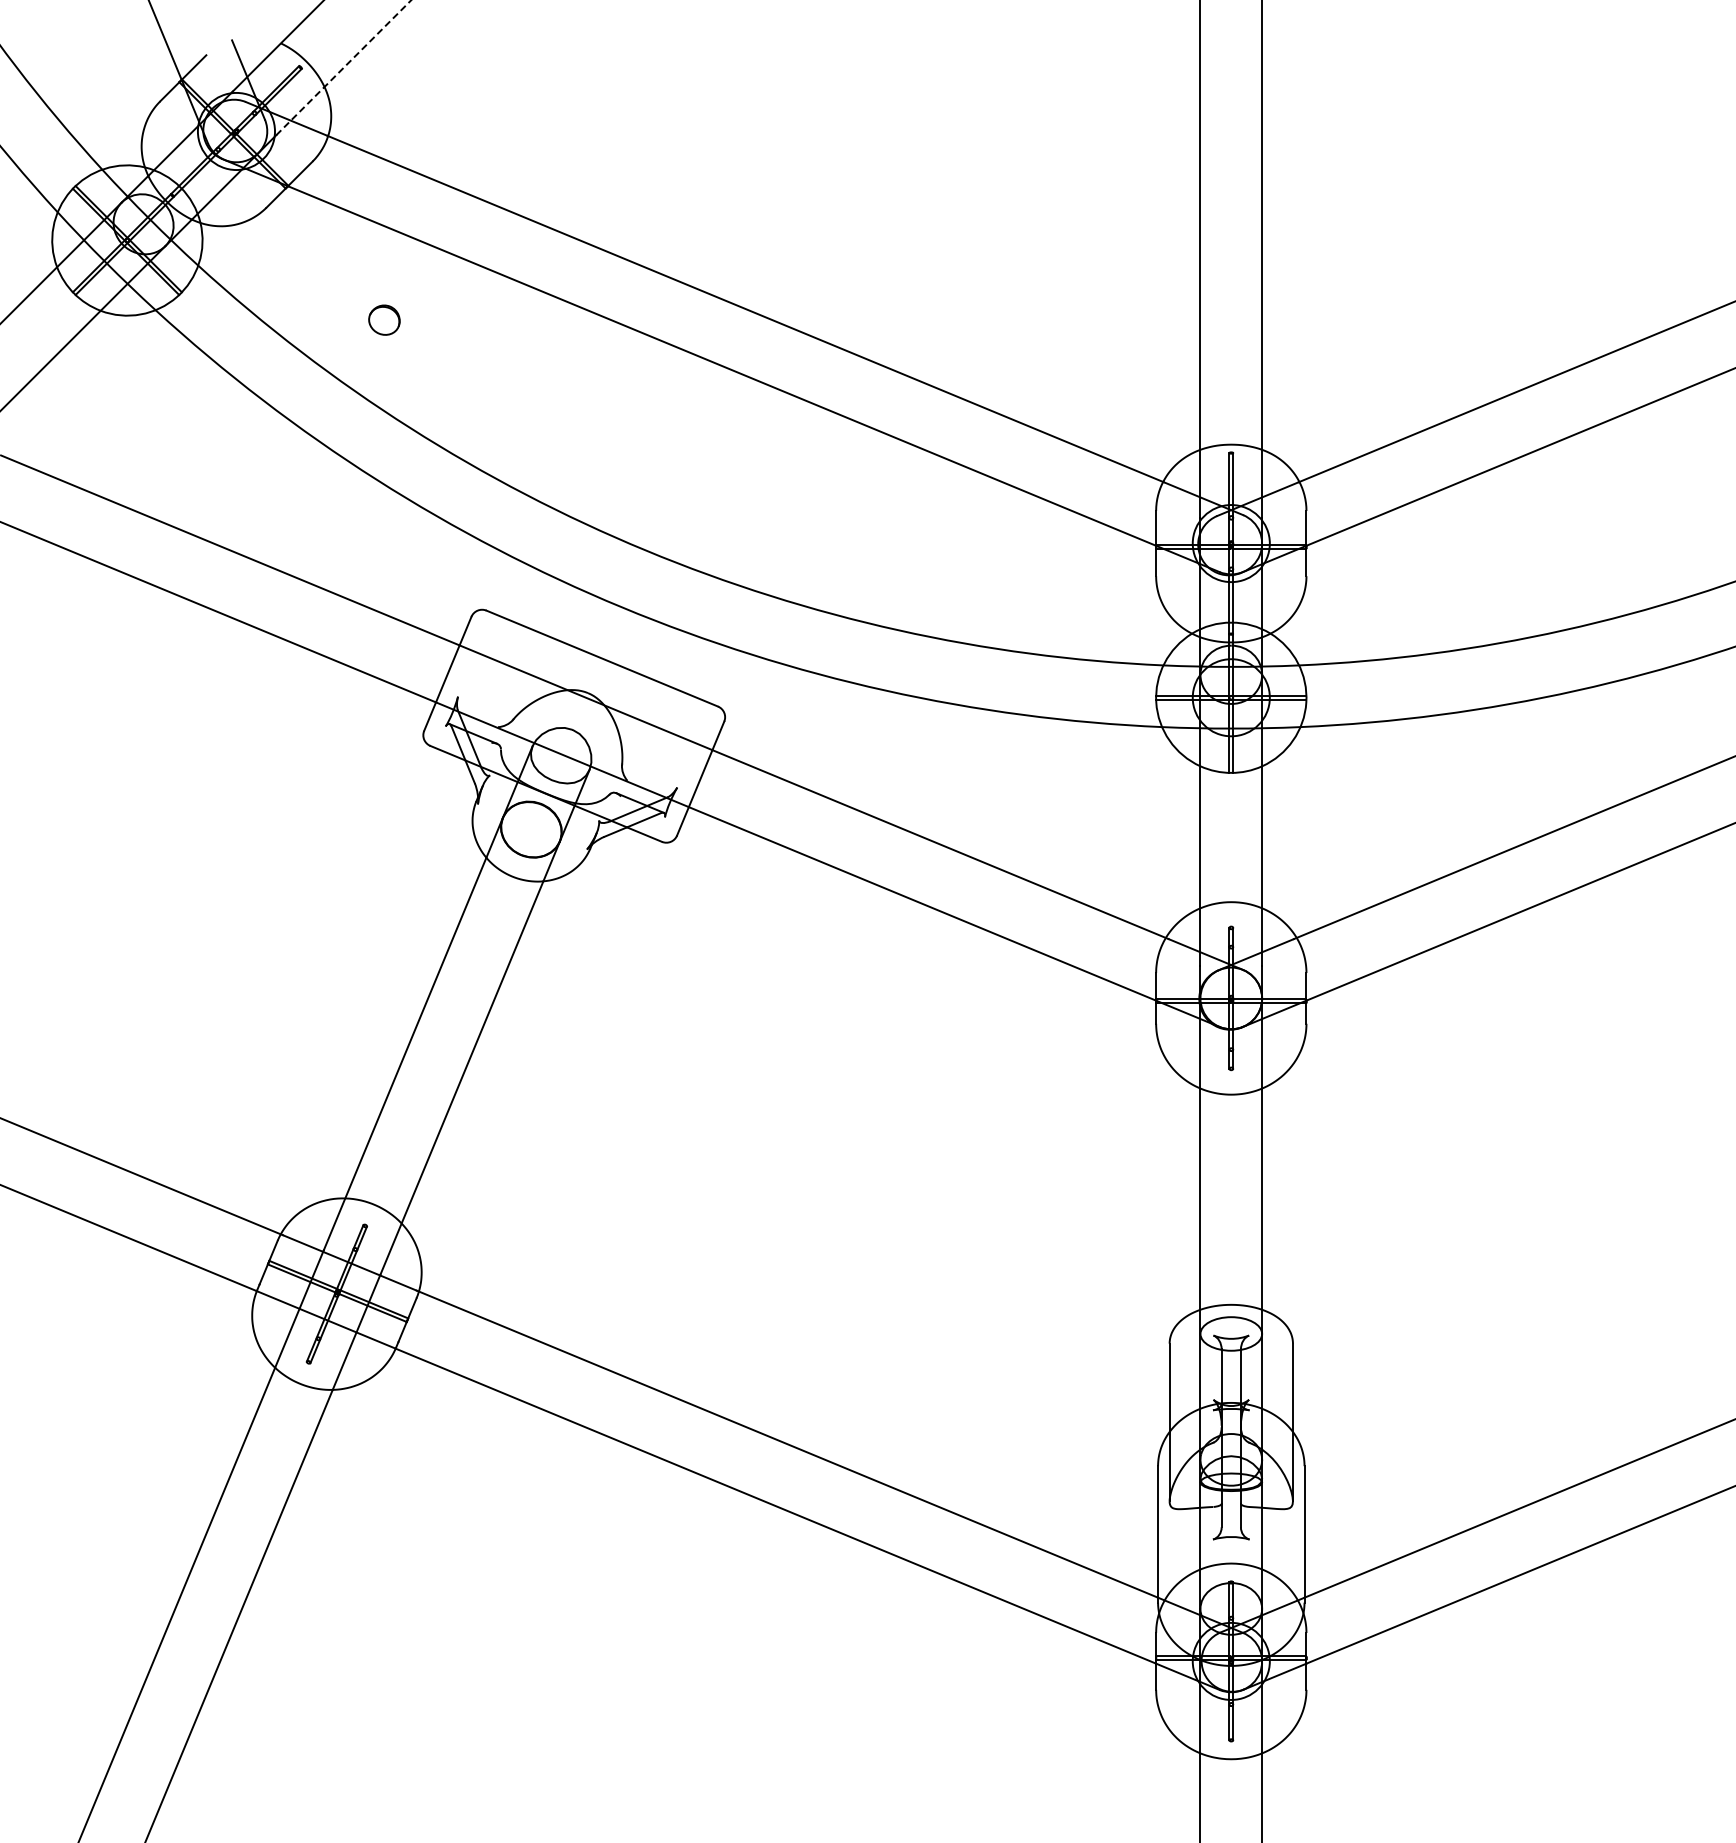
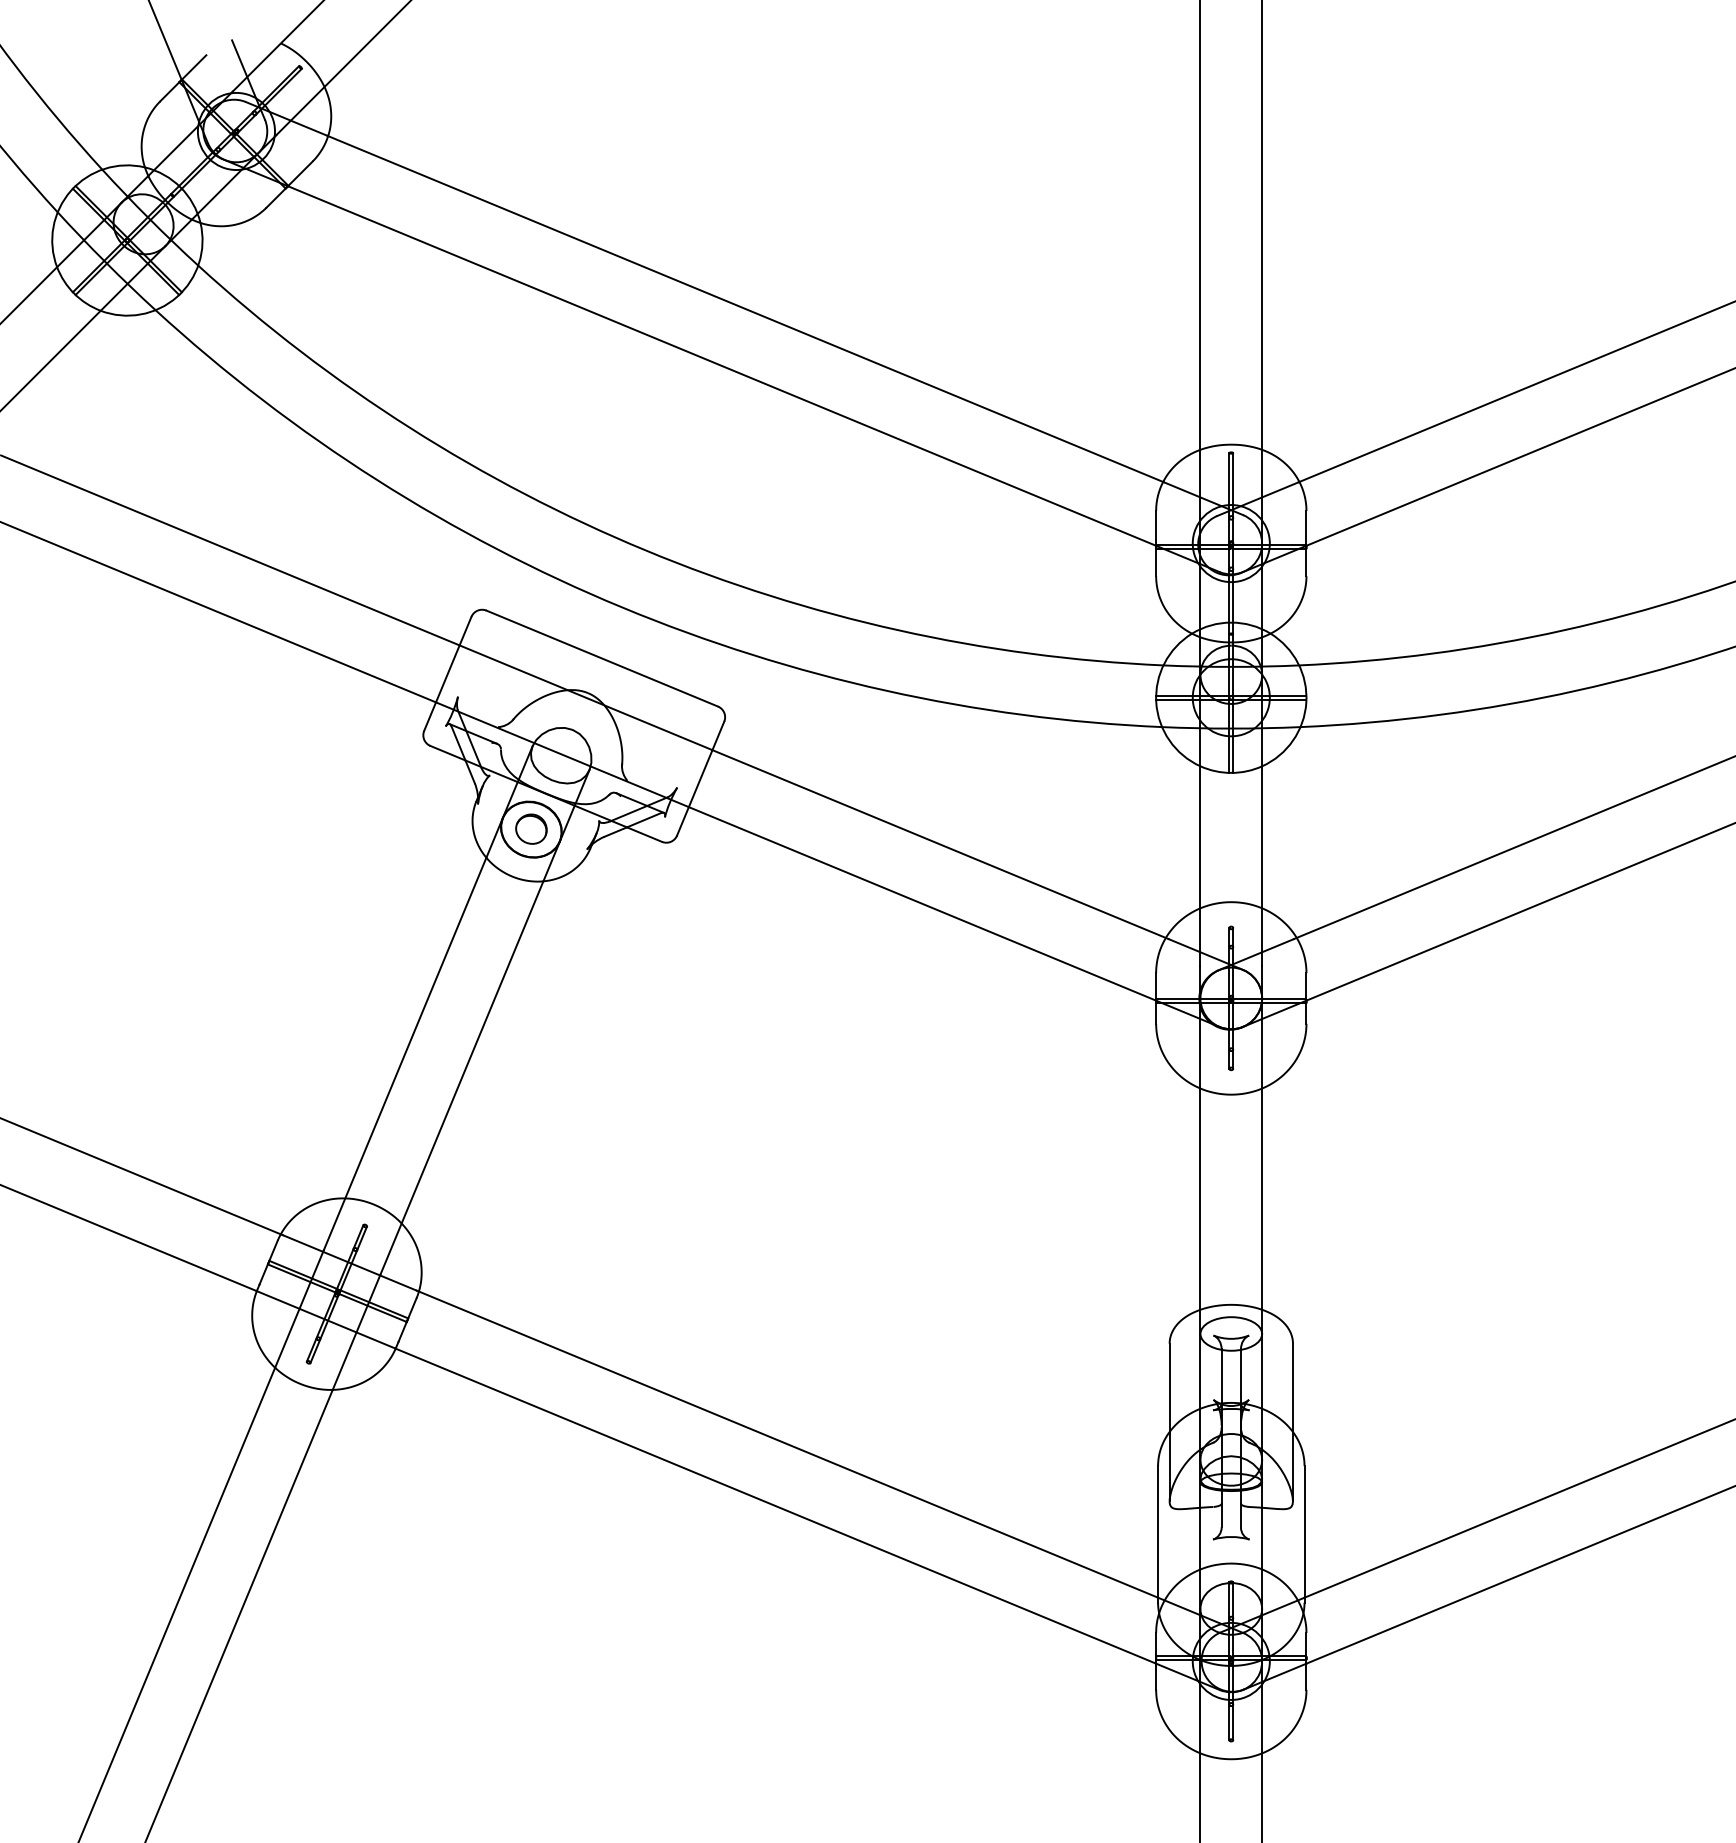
line: dashed -> solid (344, 67)
part position: (384, 319) -> (531, 828) (531, 828)
